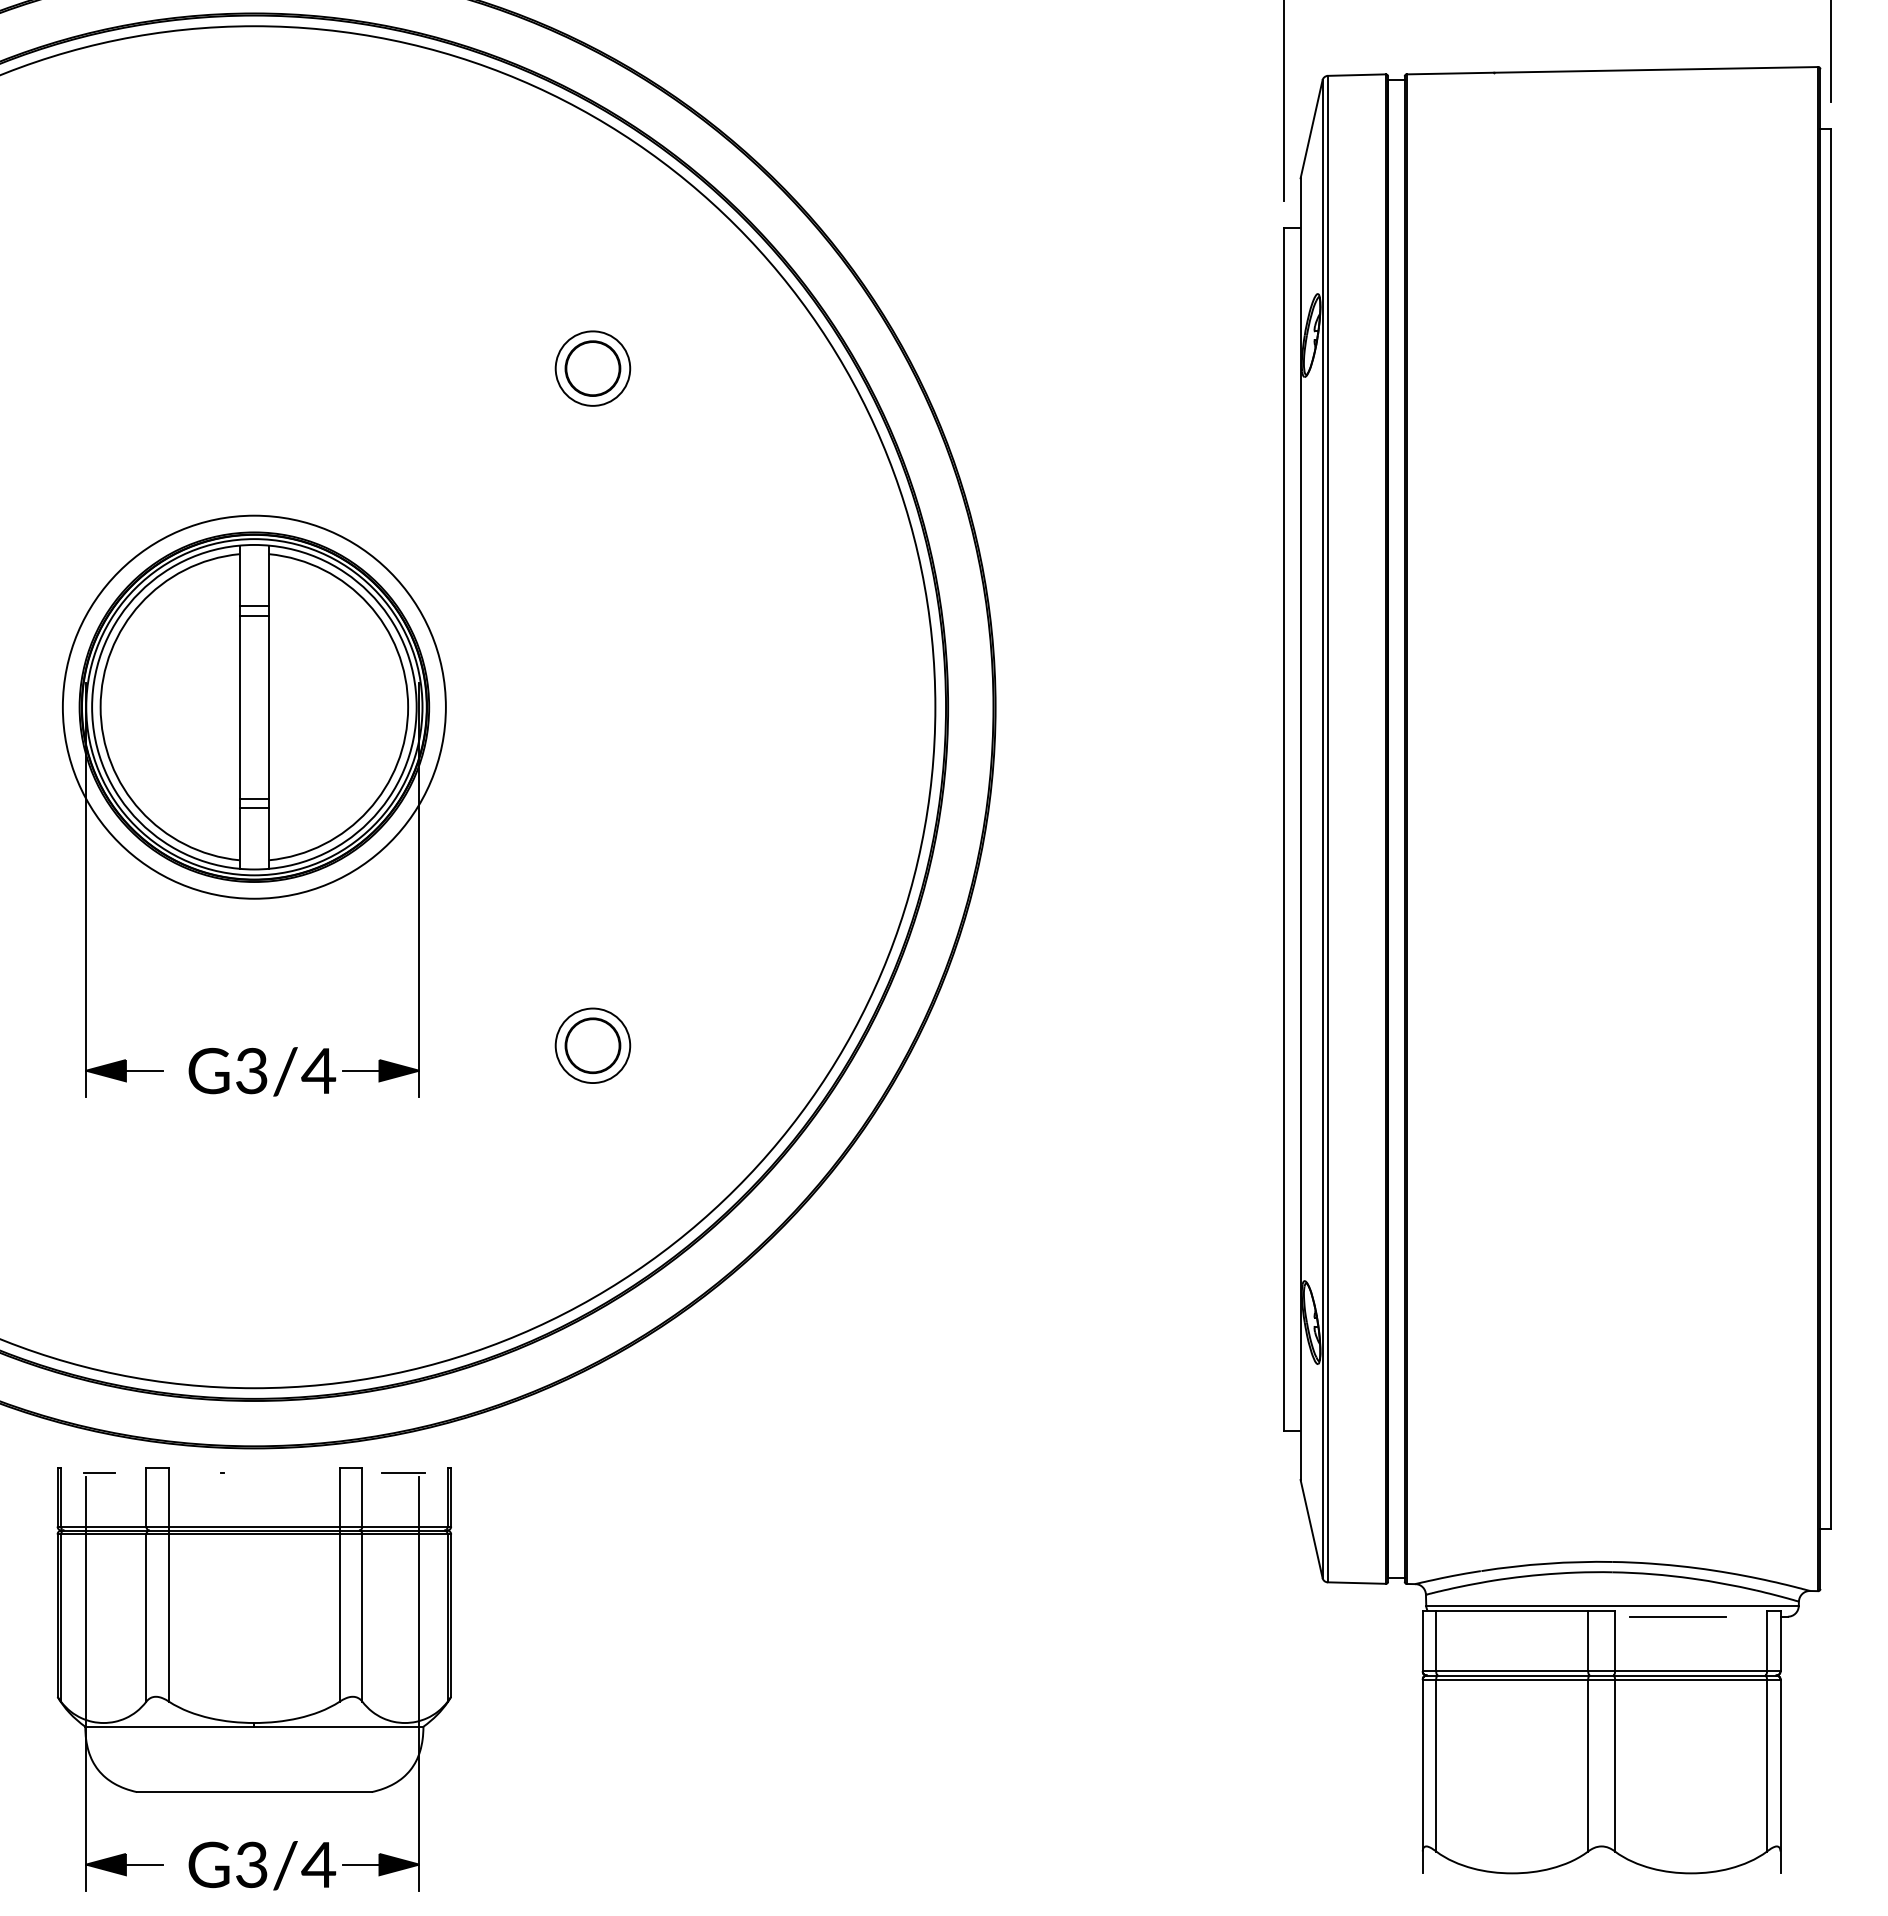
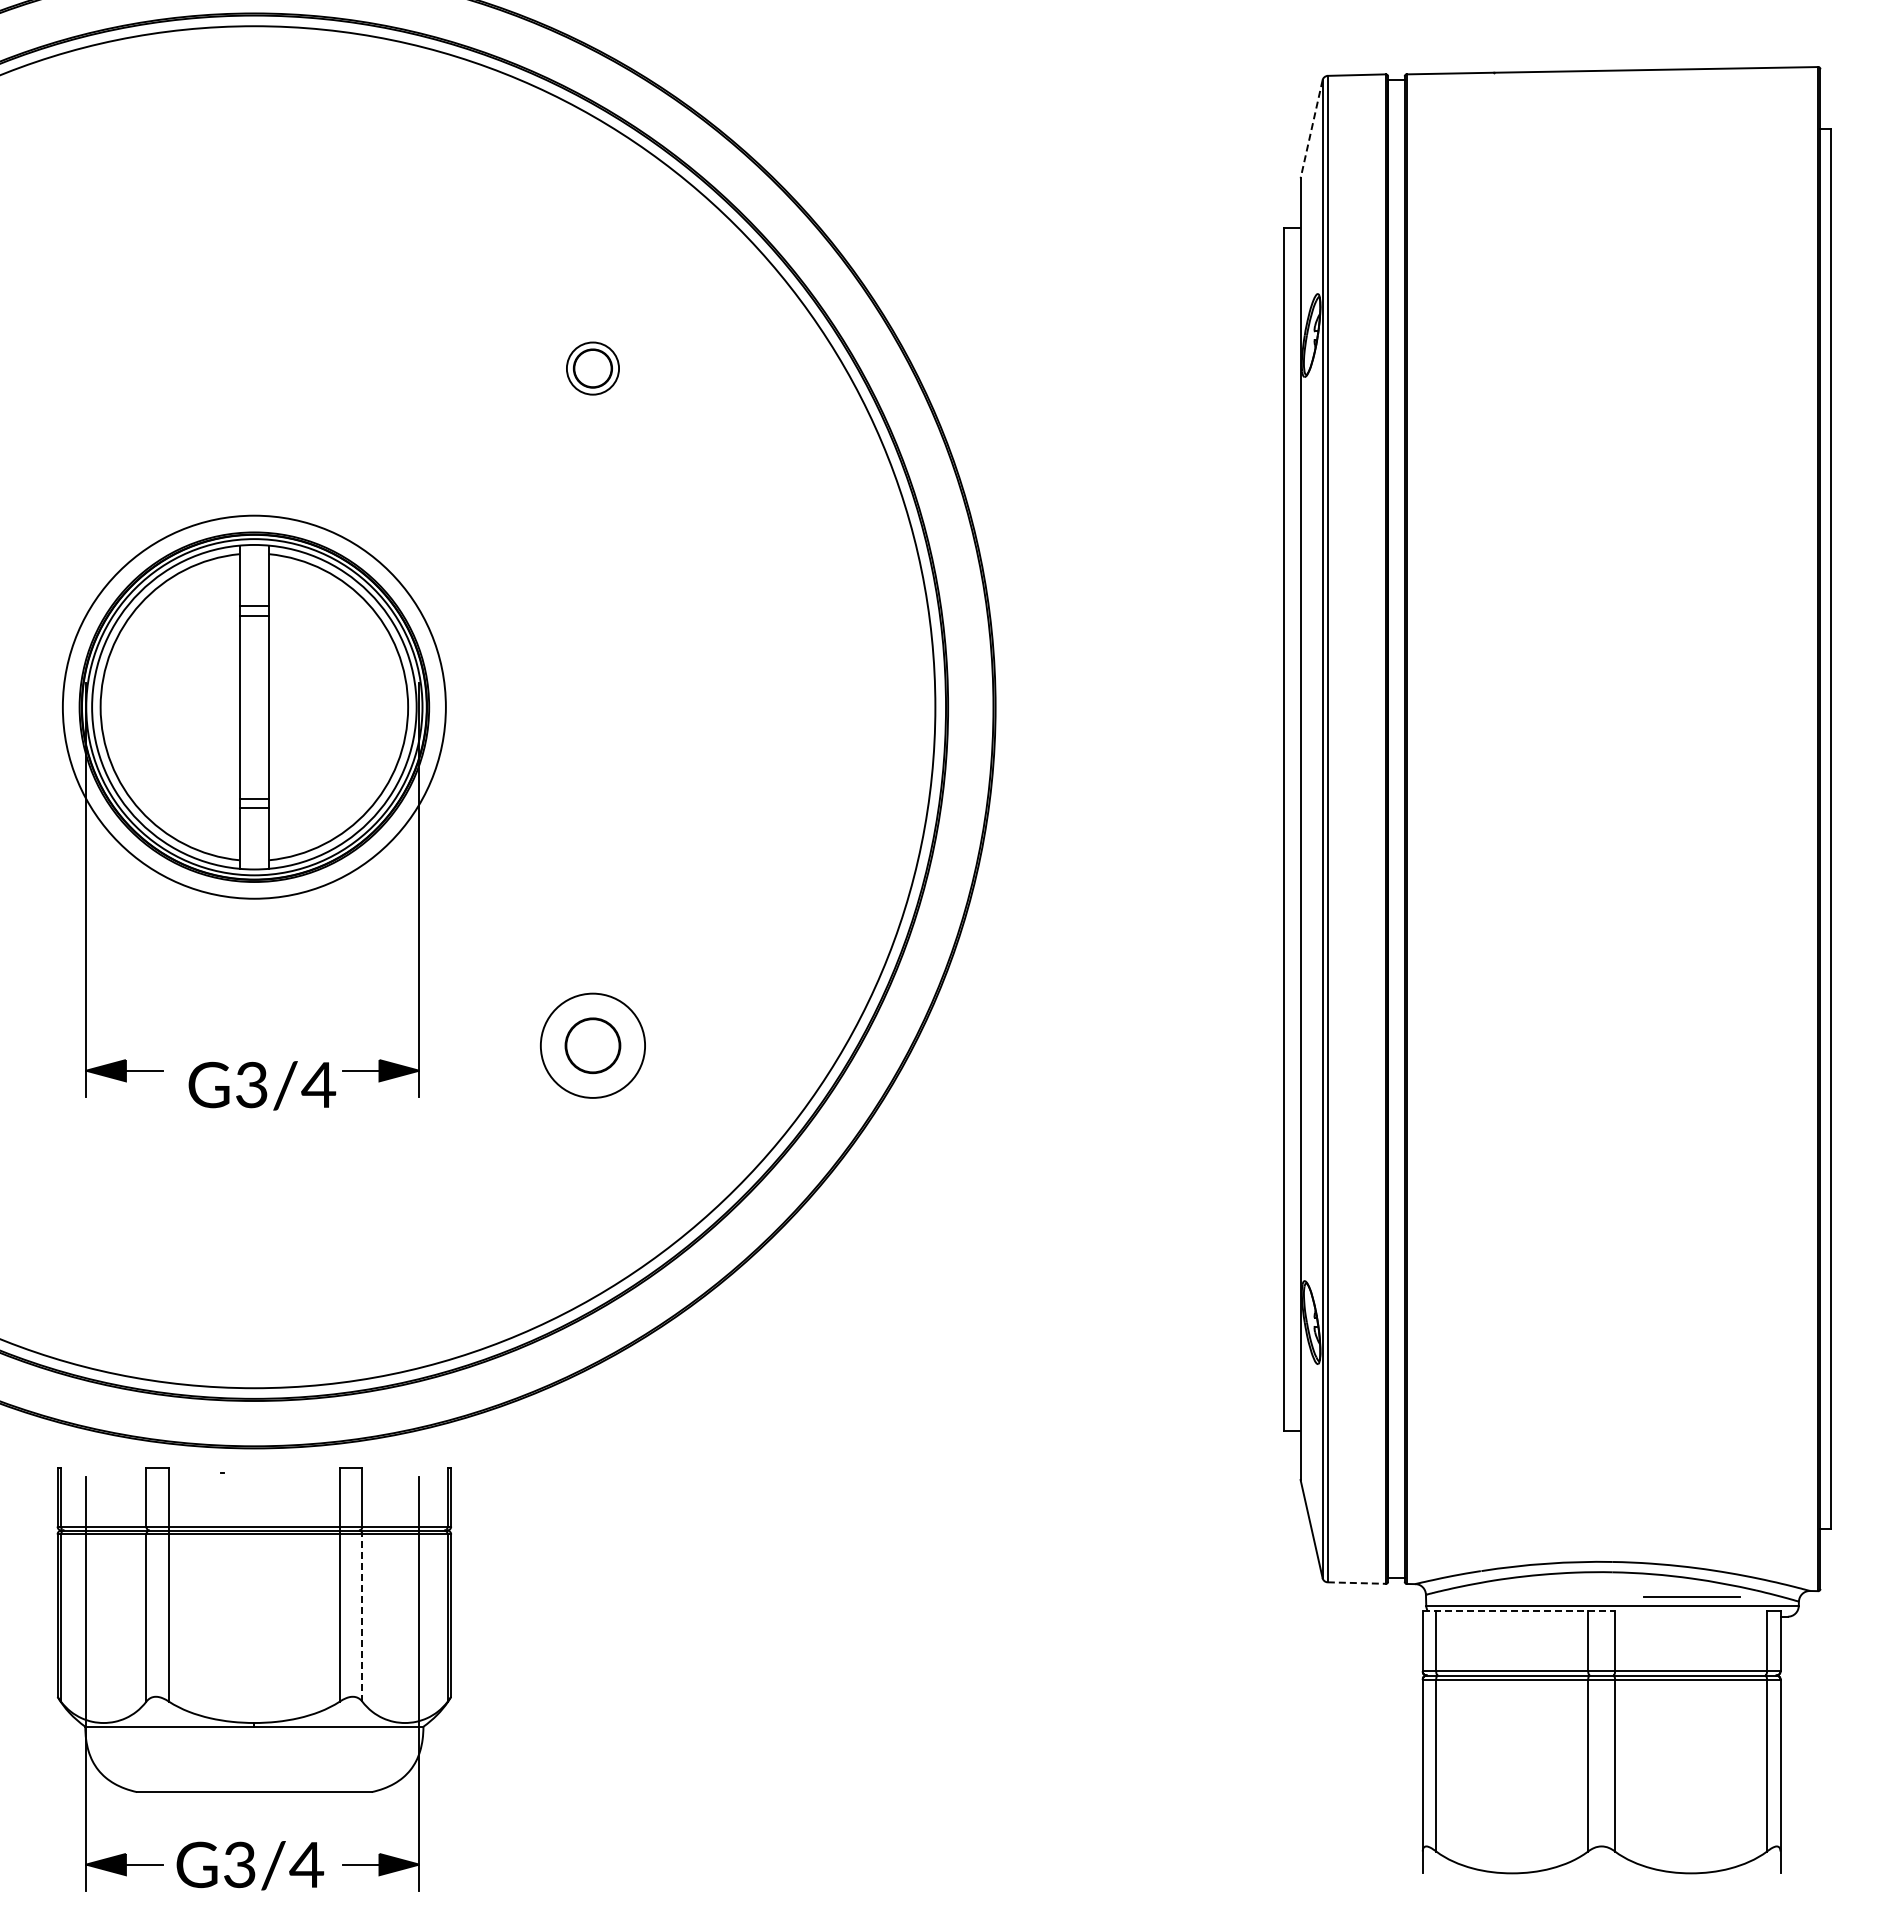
line: present -> none (1831, 51)
line: present -> none (1284, 101)
line: solid -> dashed (1311, 129)
part size: 78x77 px -> 54x55 px (592, 368)
circle diameter: 74 px -> 104 px (592, 1045)
text position: (262, 1071) -> (262, 1085) (262, 1085)
line: present -> none (98, 1473)
line: present -> none (403, 1473)
line: solid -> dashed (1357, 1583)
line: solid -> dashed (1519, 1611)
line position: (1677, 1616) -> (1691, 1596) (1691, 1596)
line: solid -> dashed (362, 1618)
text position: (262, 1865) -> (250, 1865) (250, 1865)
